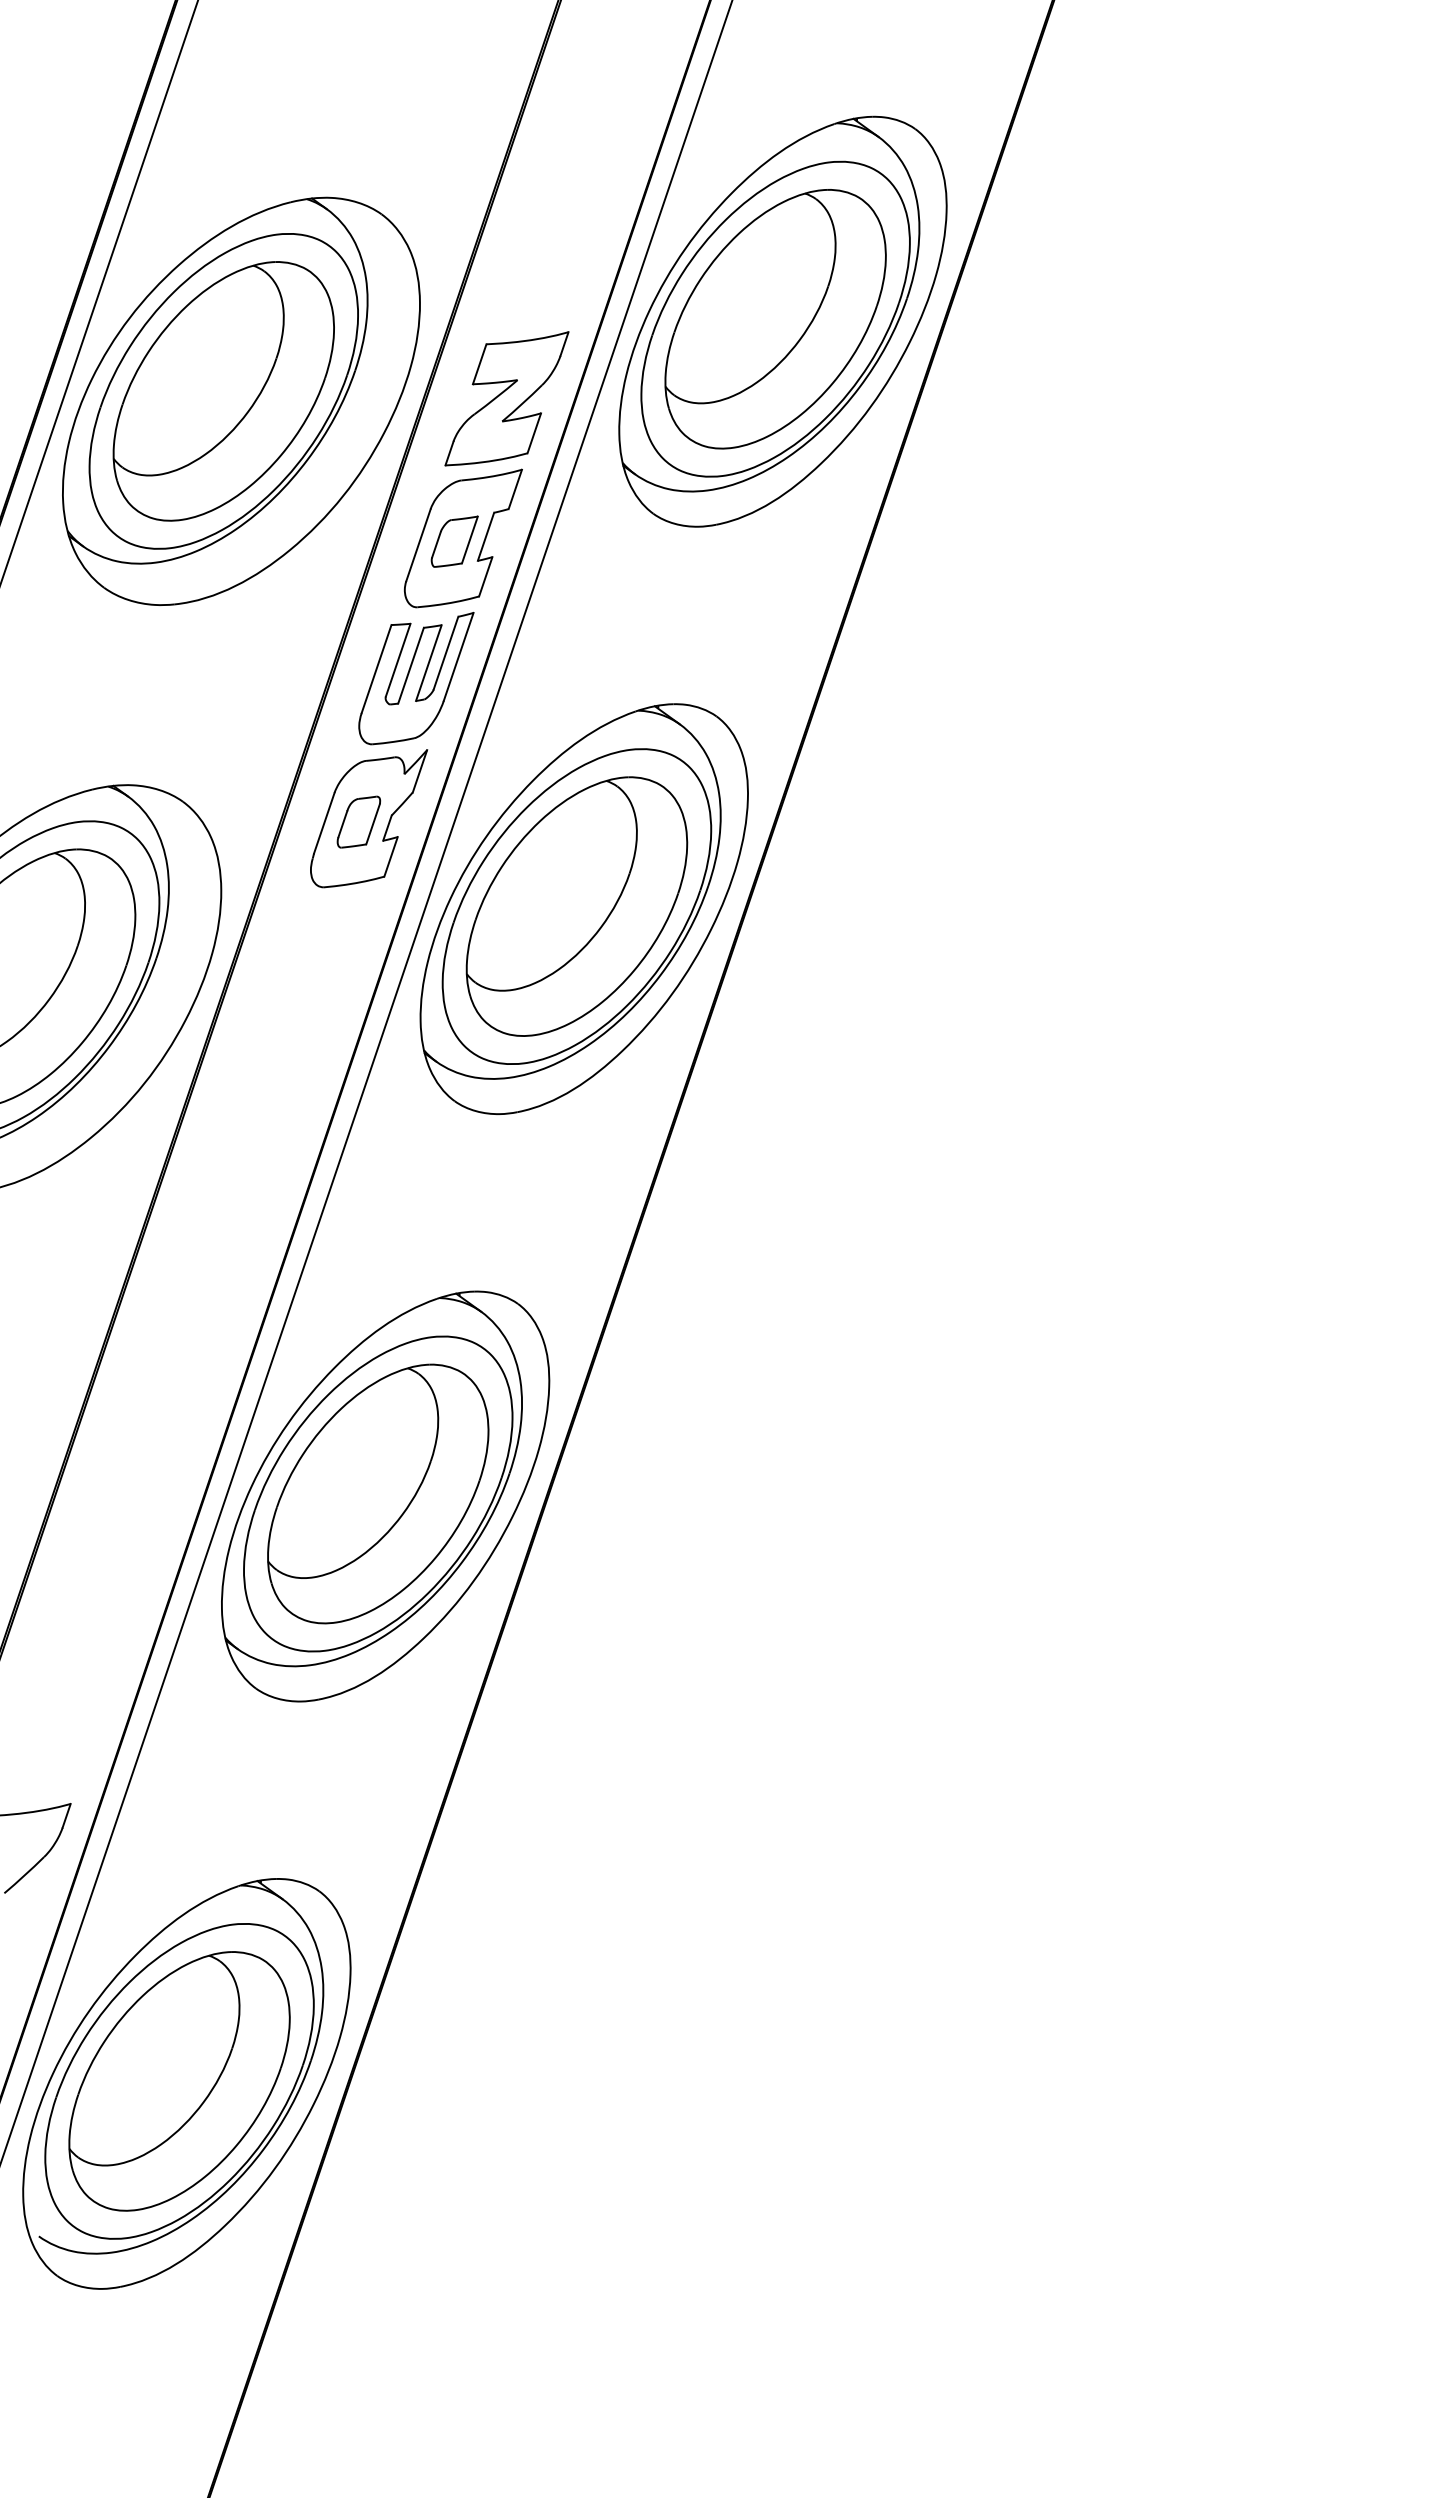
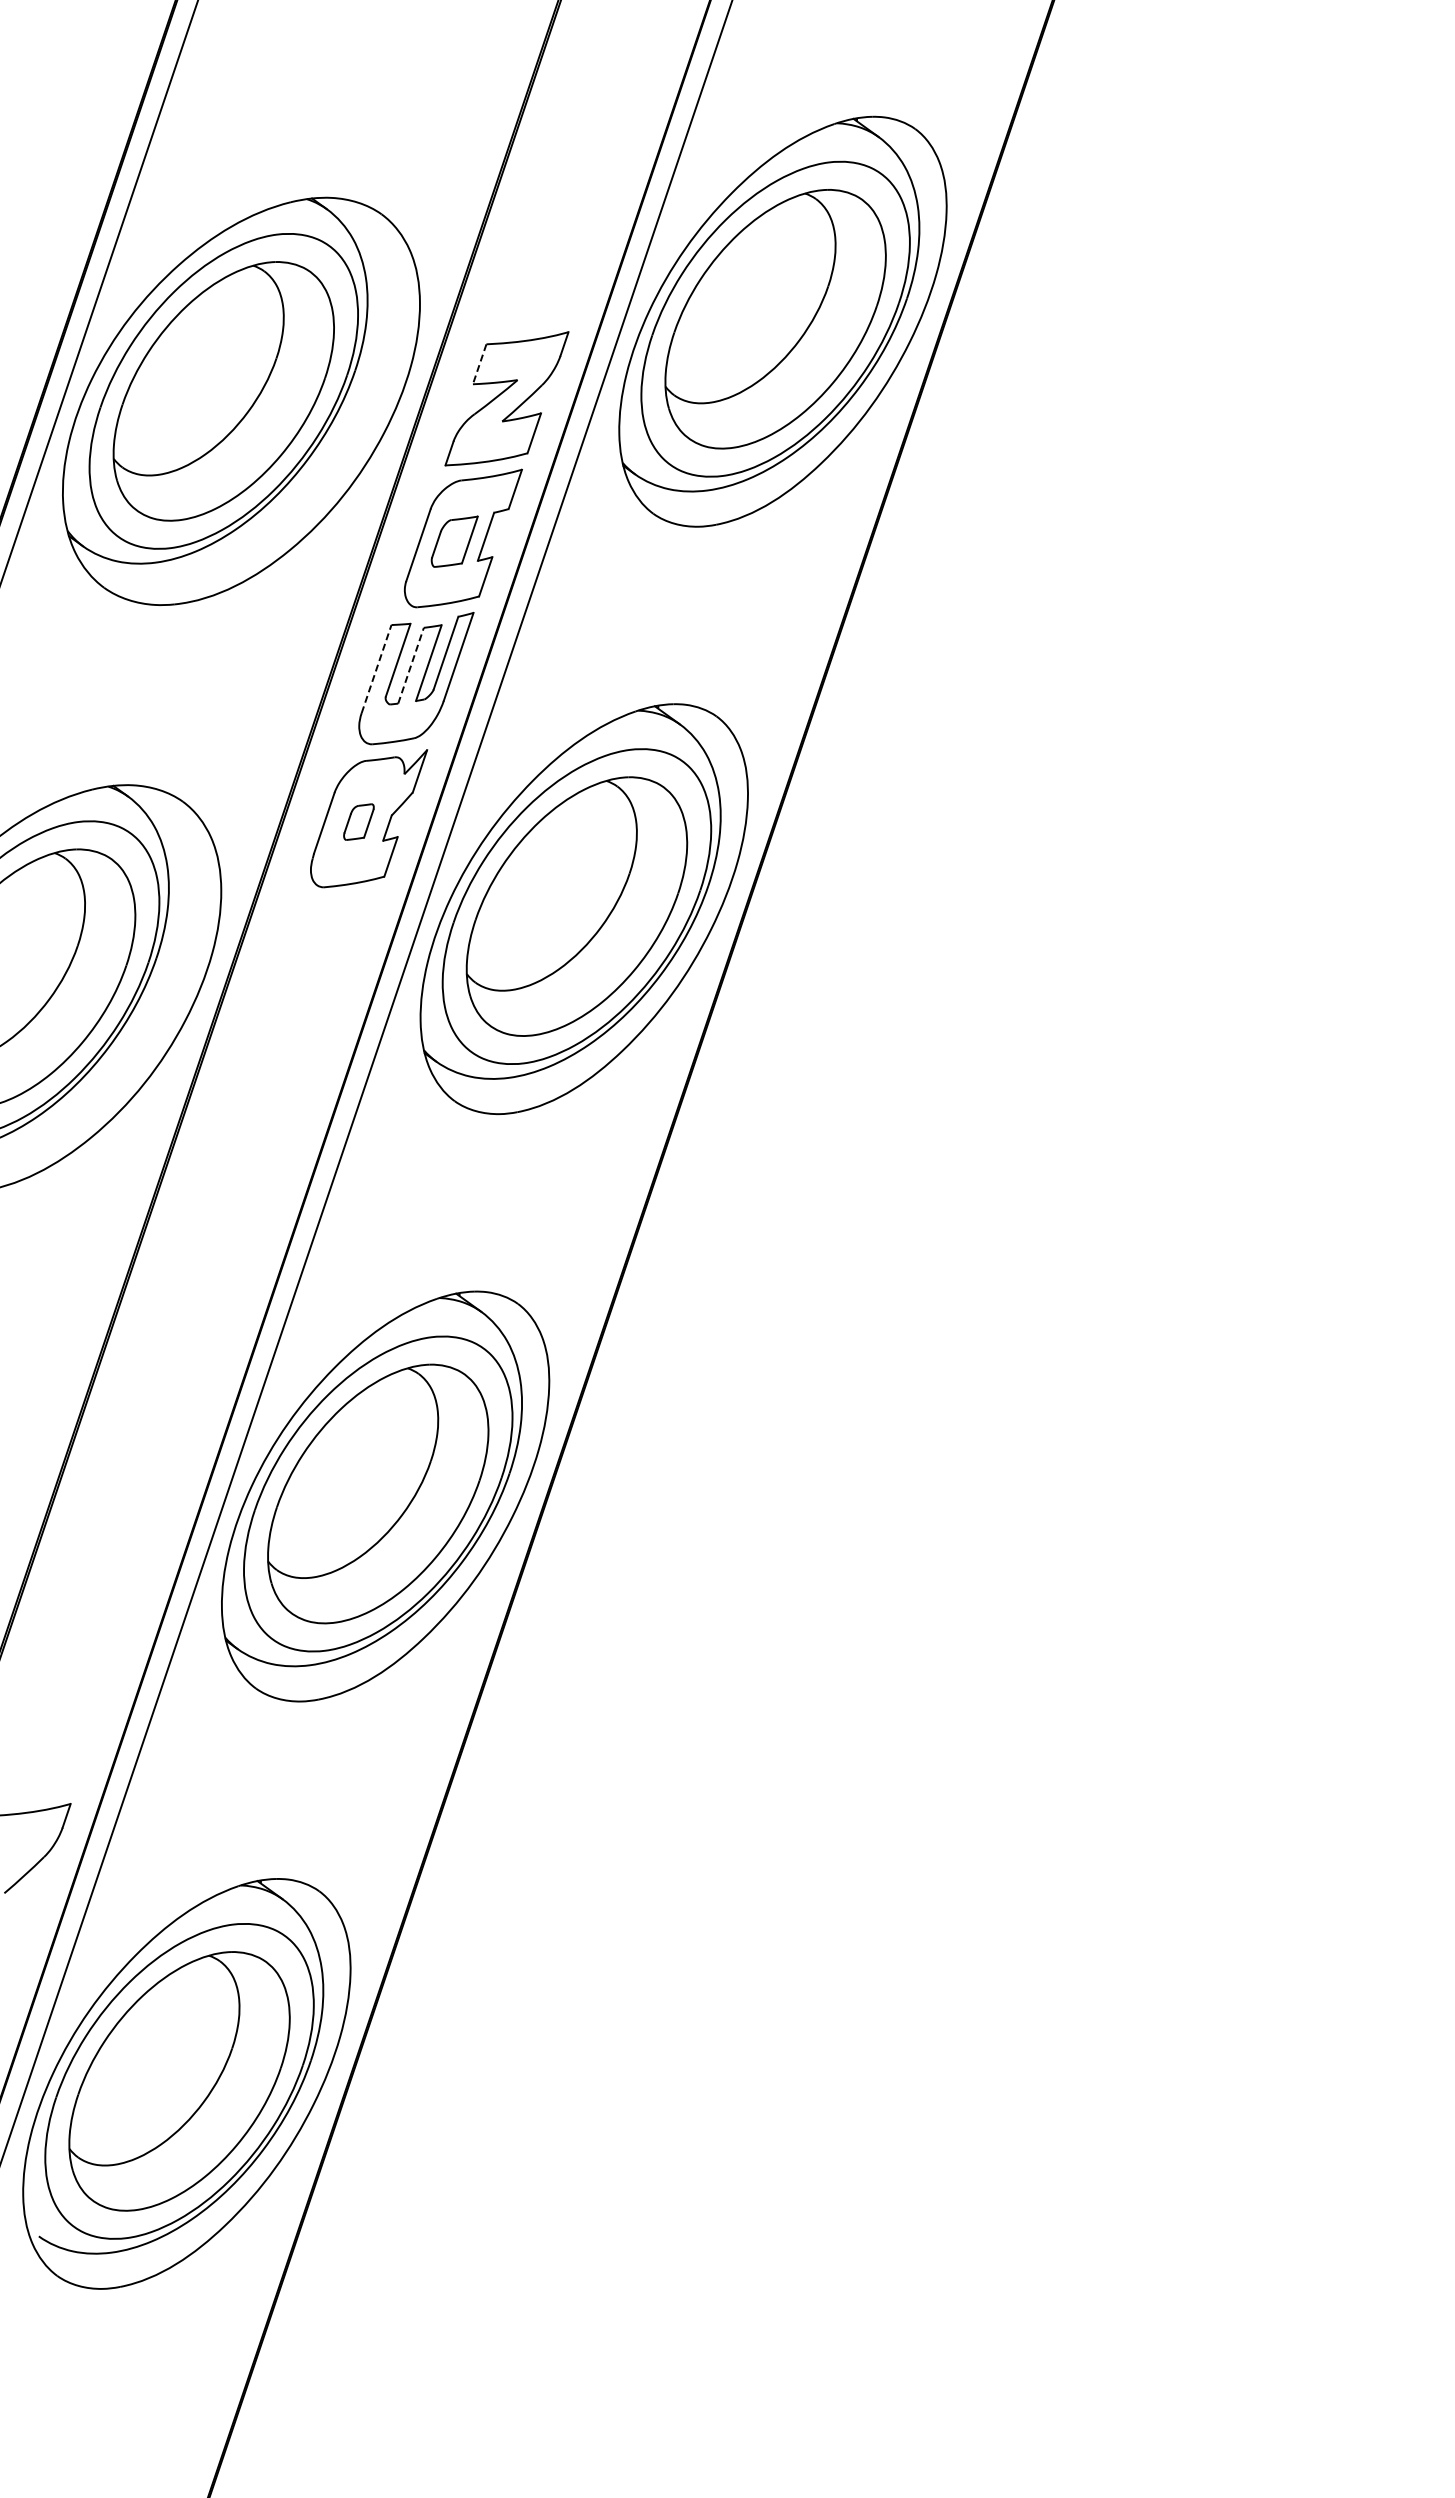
line: solid -> dashed (479, 364)
line: solid -> dashed (411, 665)
line: solid -> dashed (376, 668)
part size: 46x54 px -> 32x38 px (358, 821)
